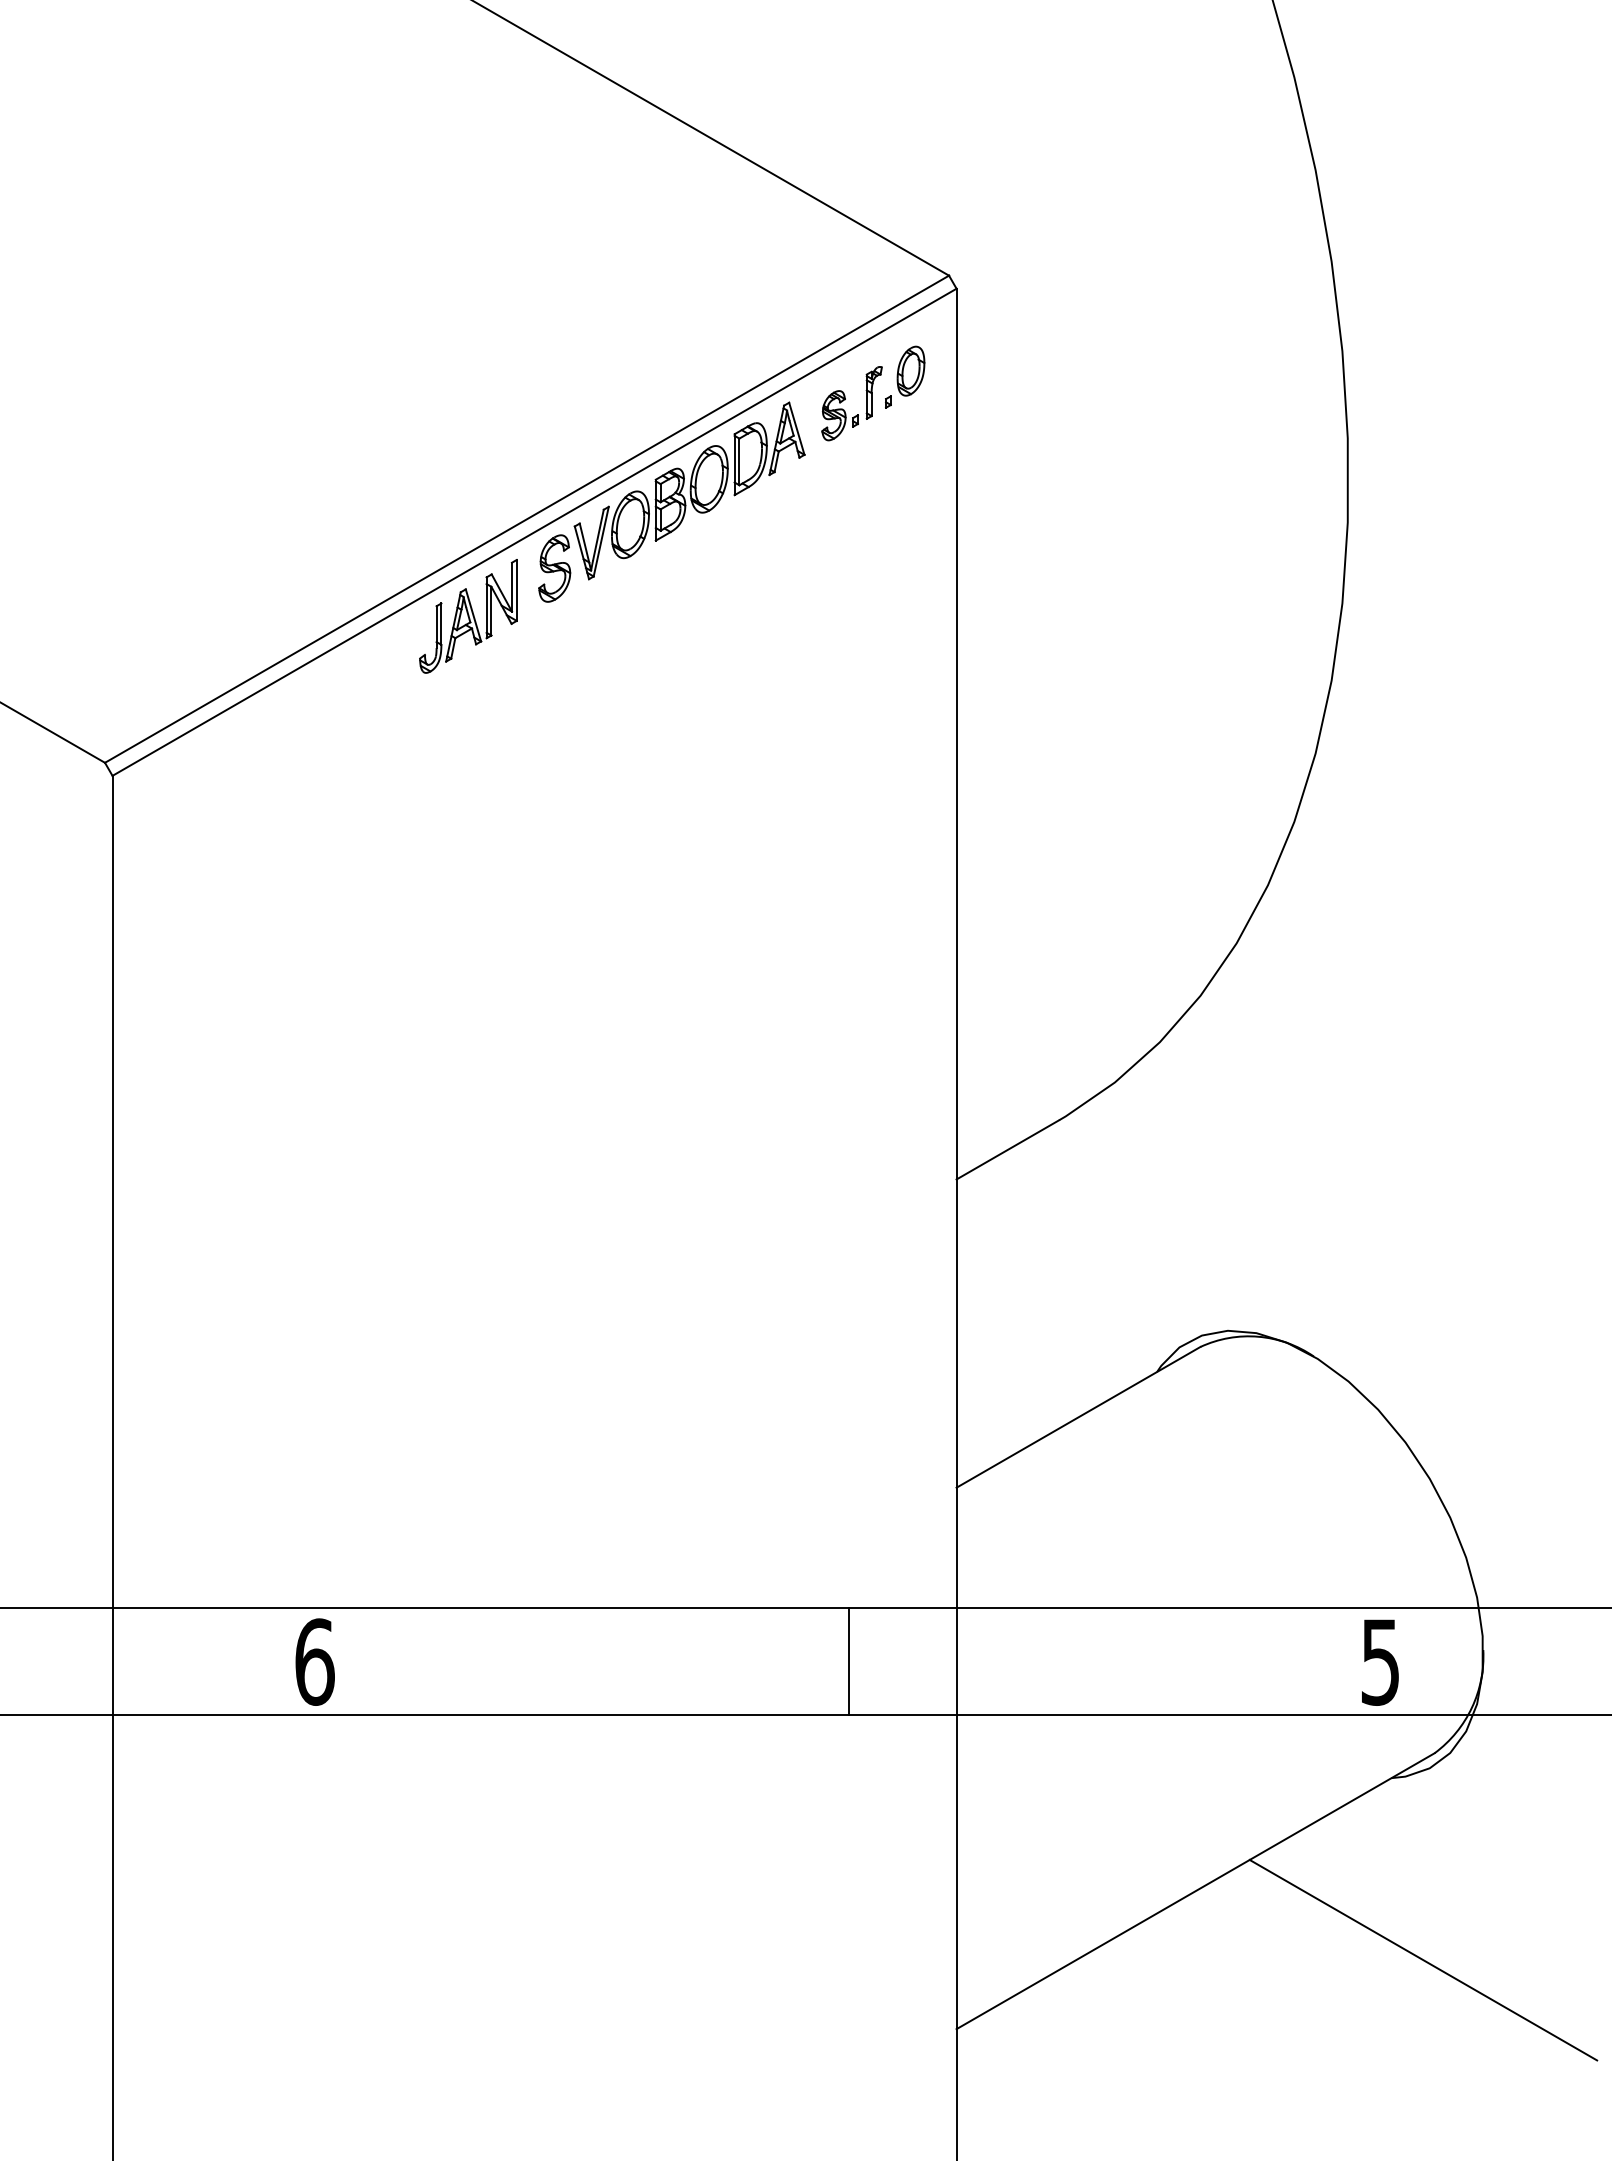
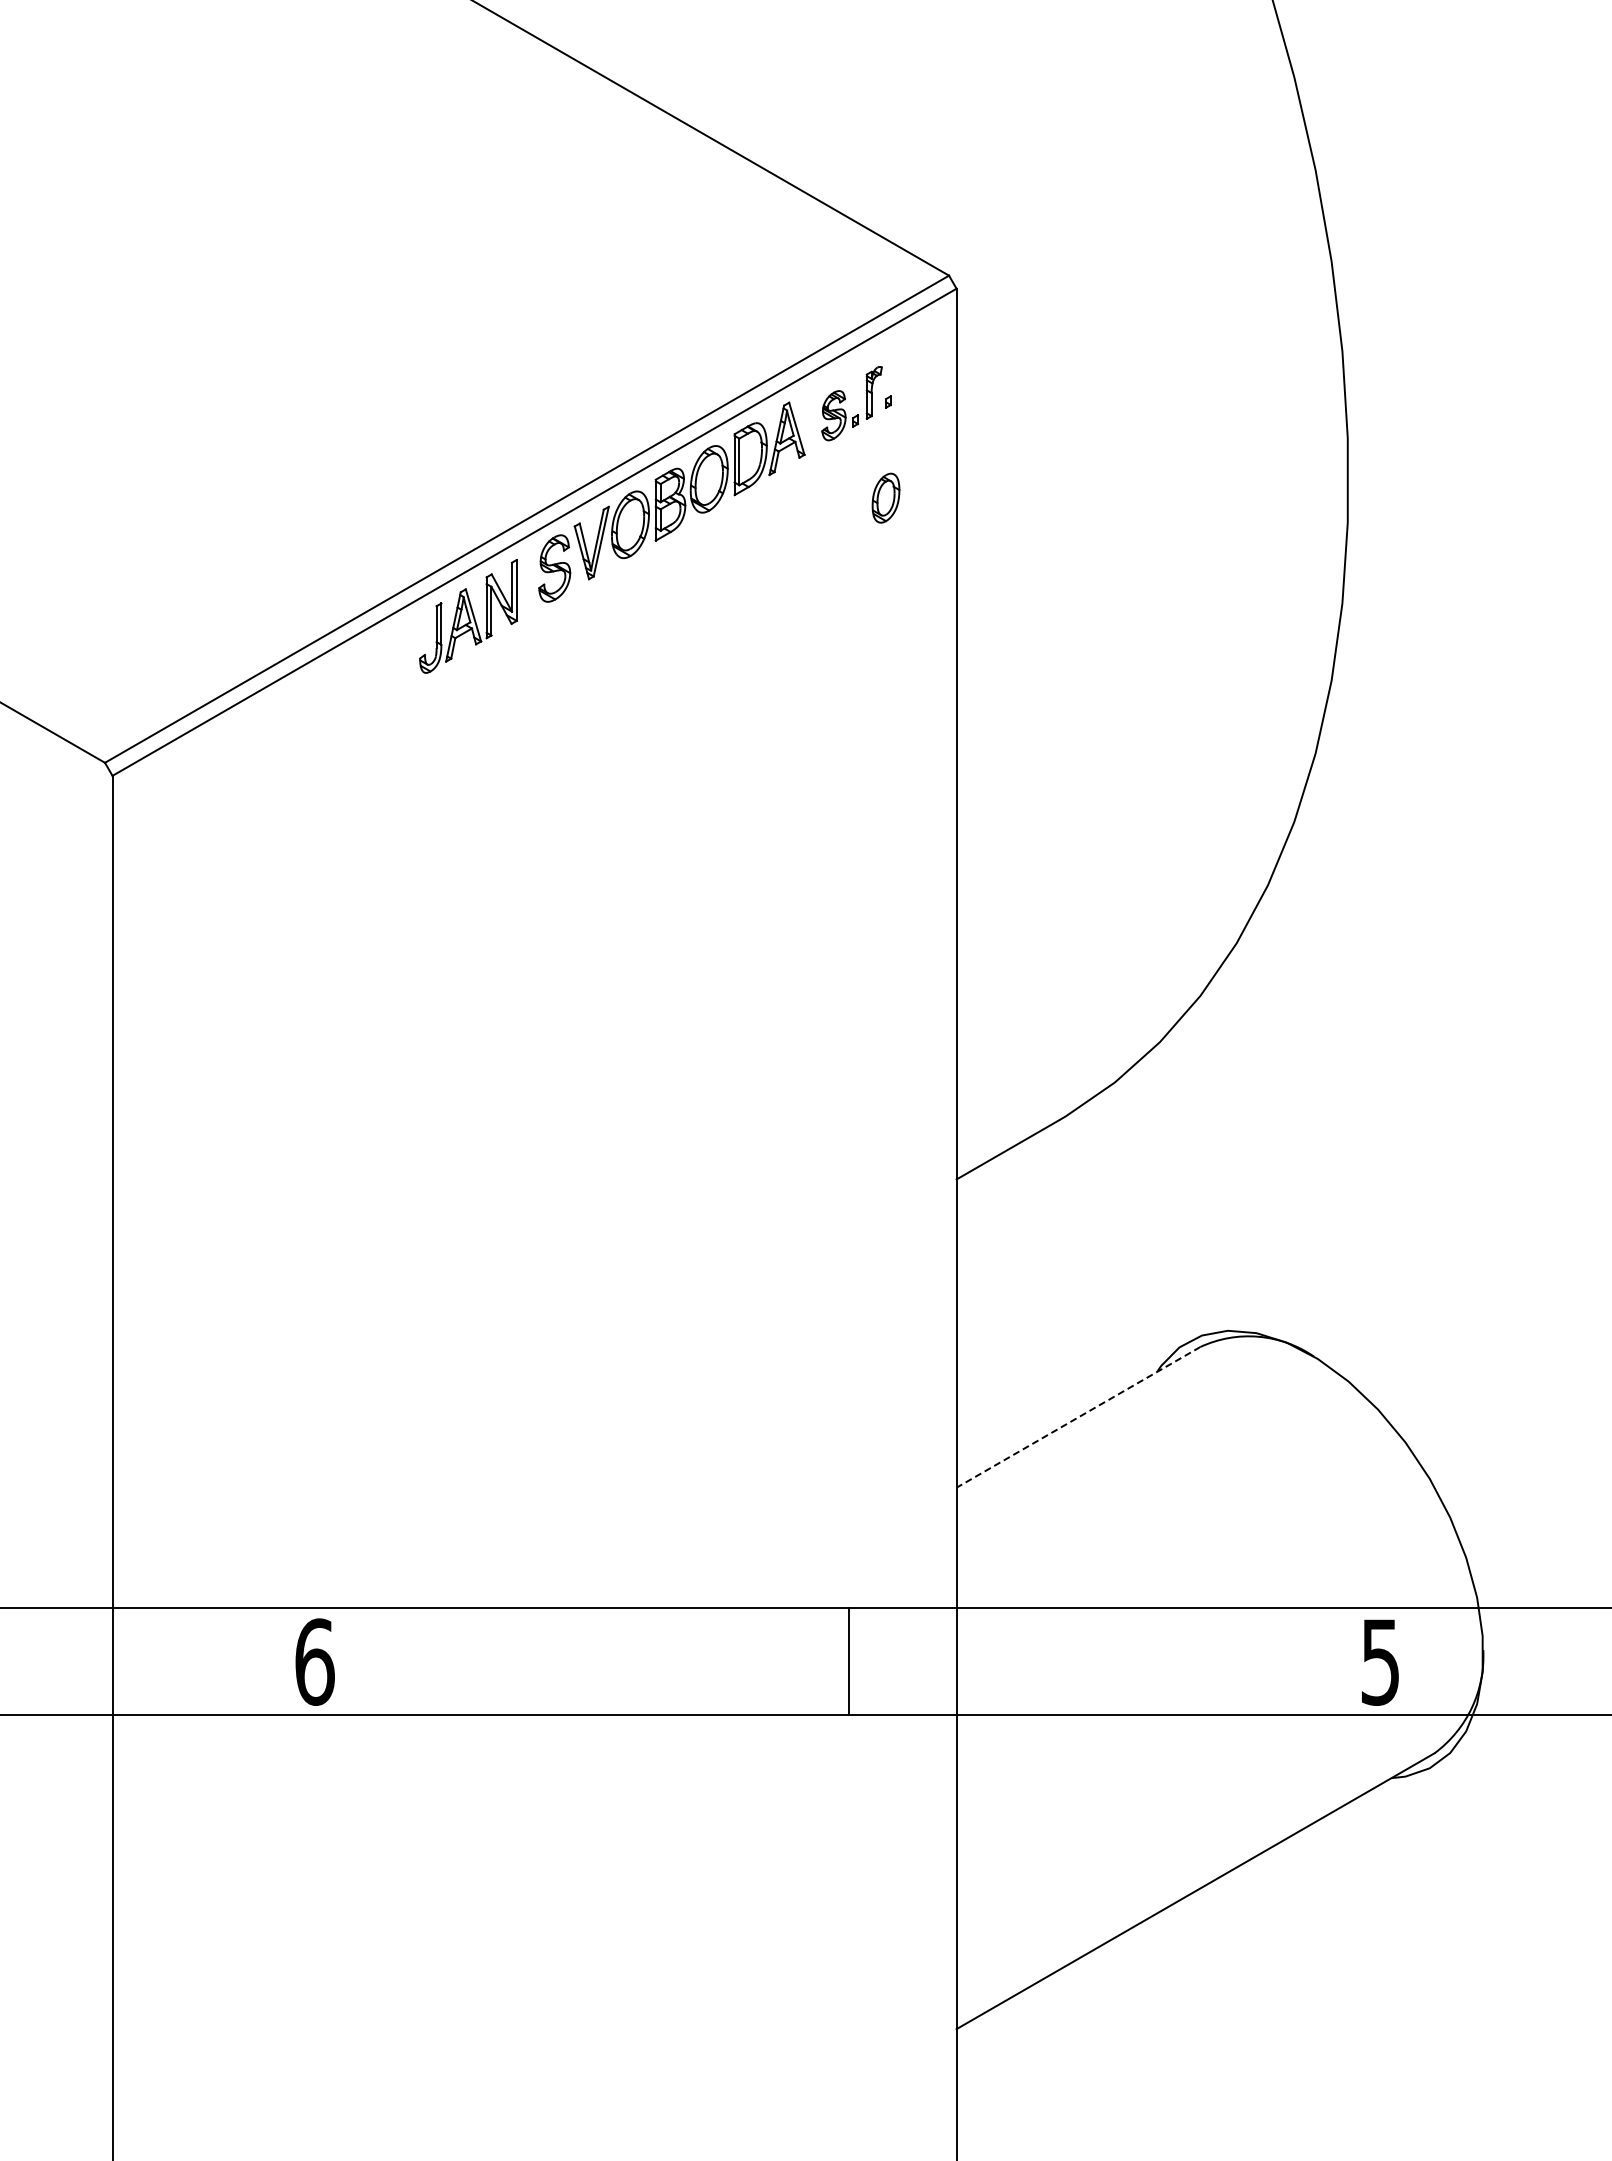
part position: (910, 370) -> (885, 497) (885, 497)
line: solid -> dashed (1078, 1417)
line: present -> none (1423, 1959)
